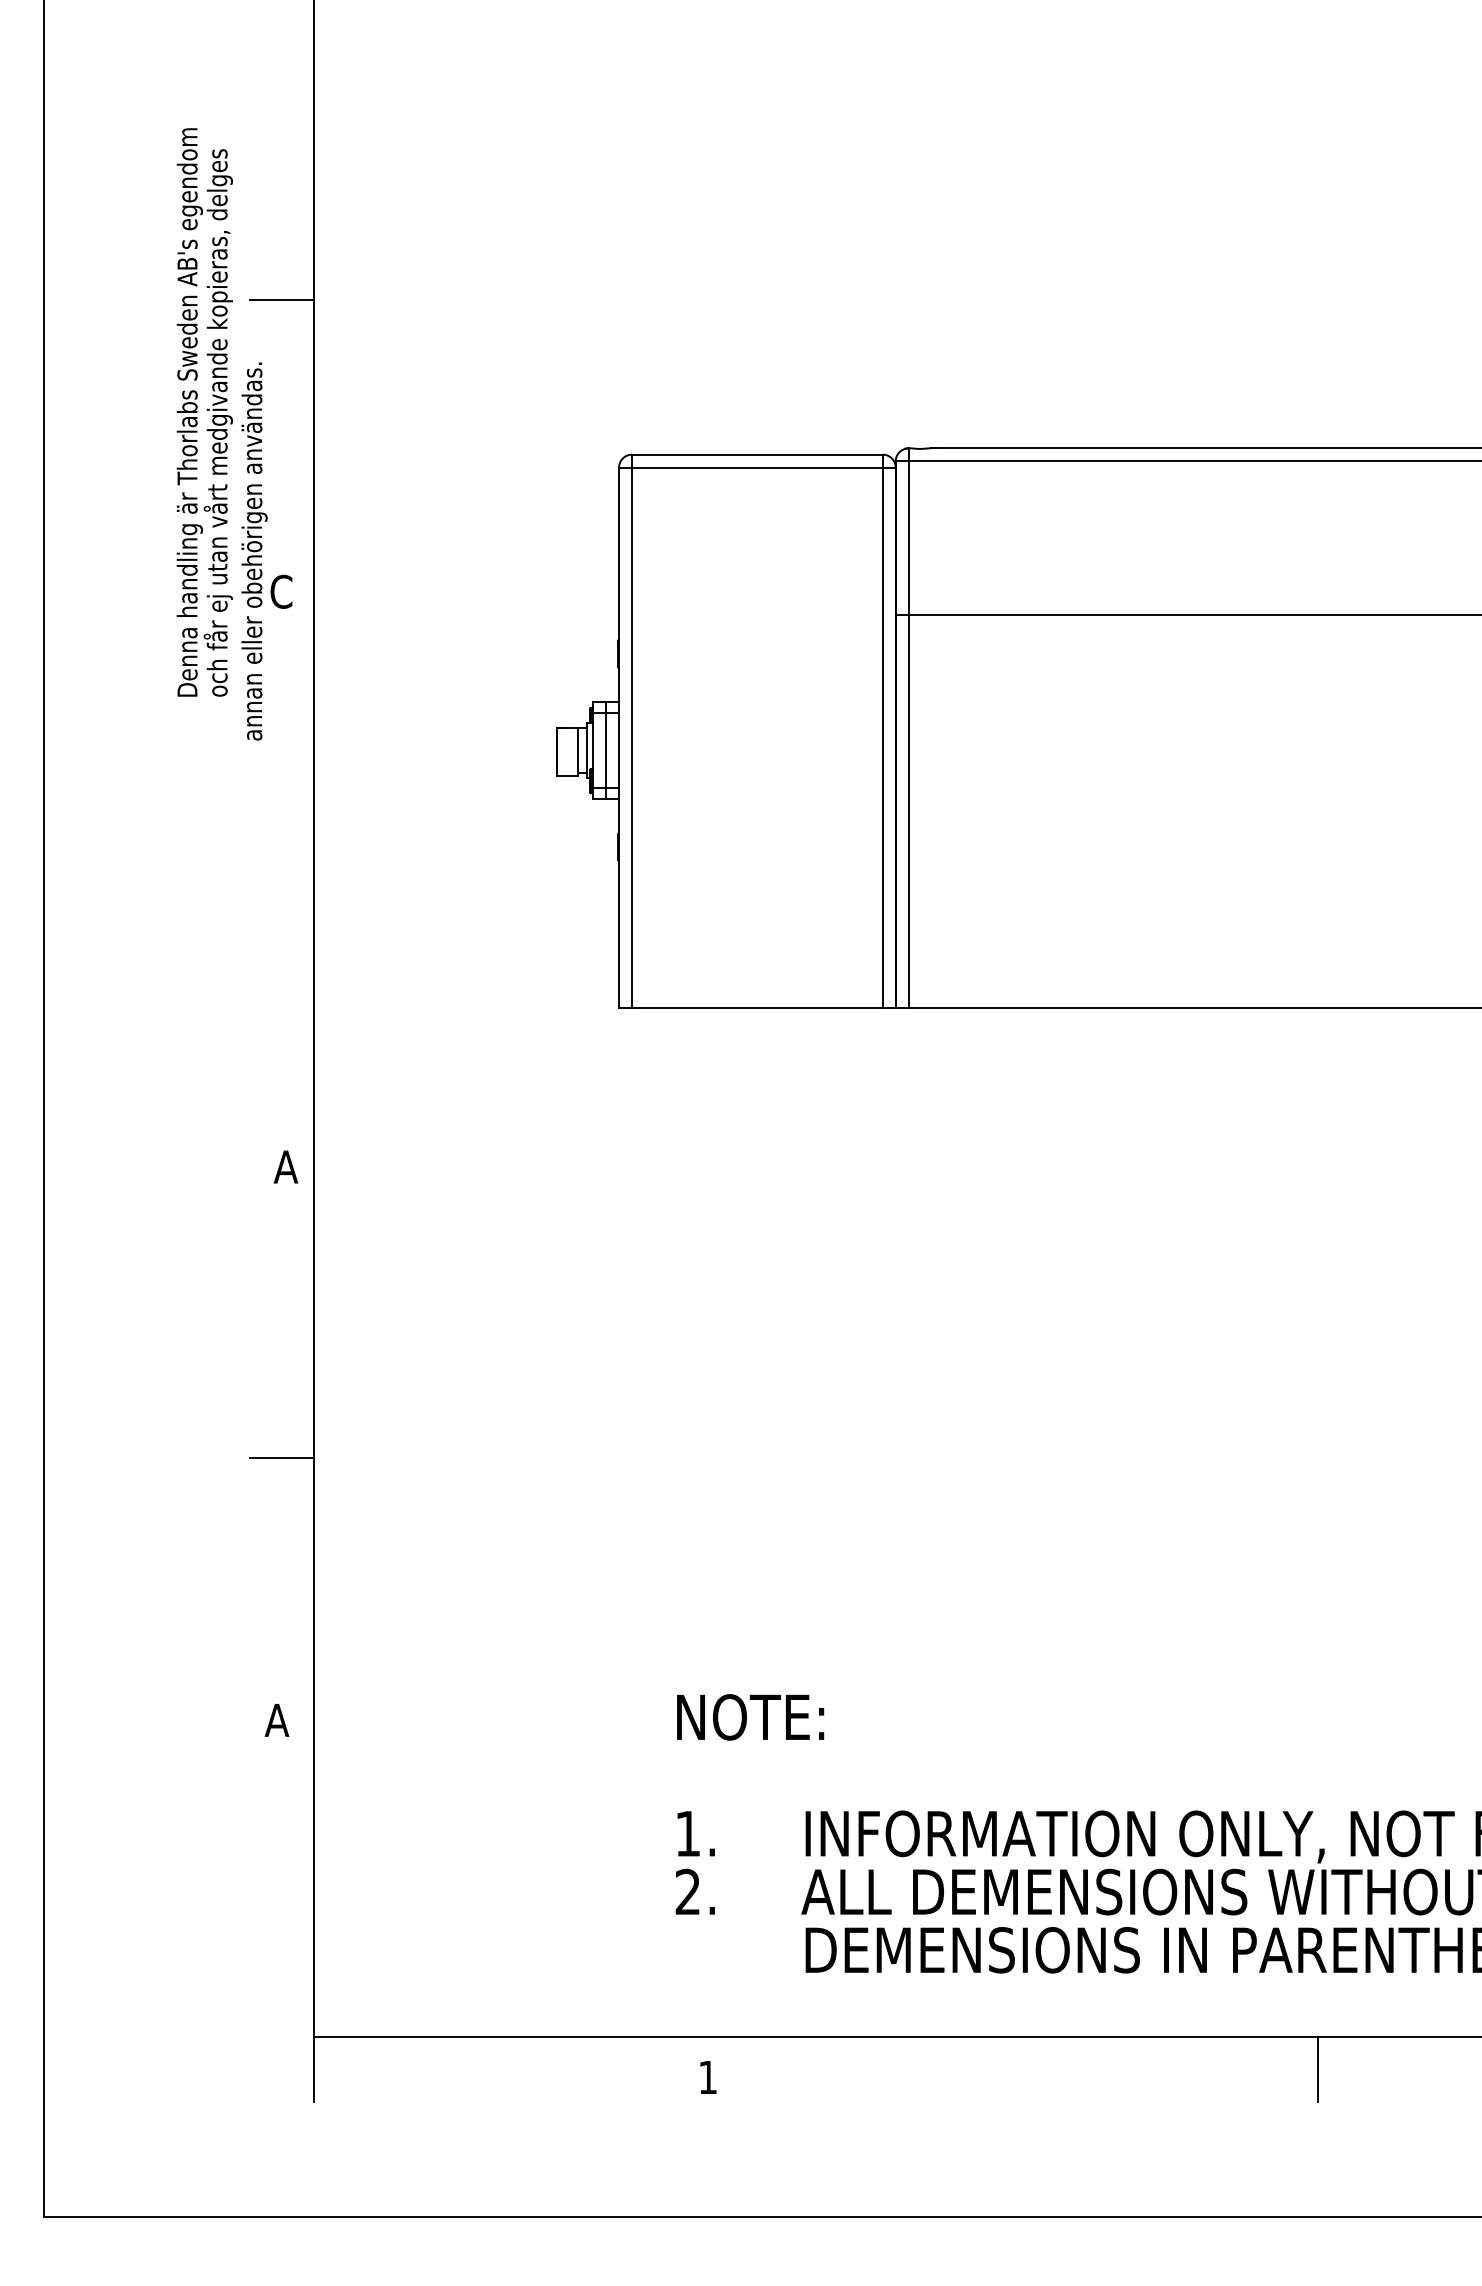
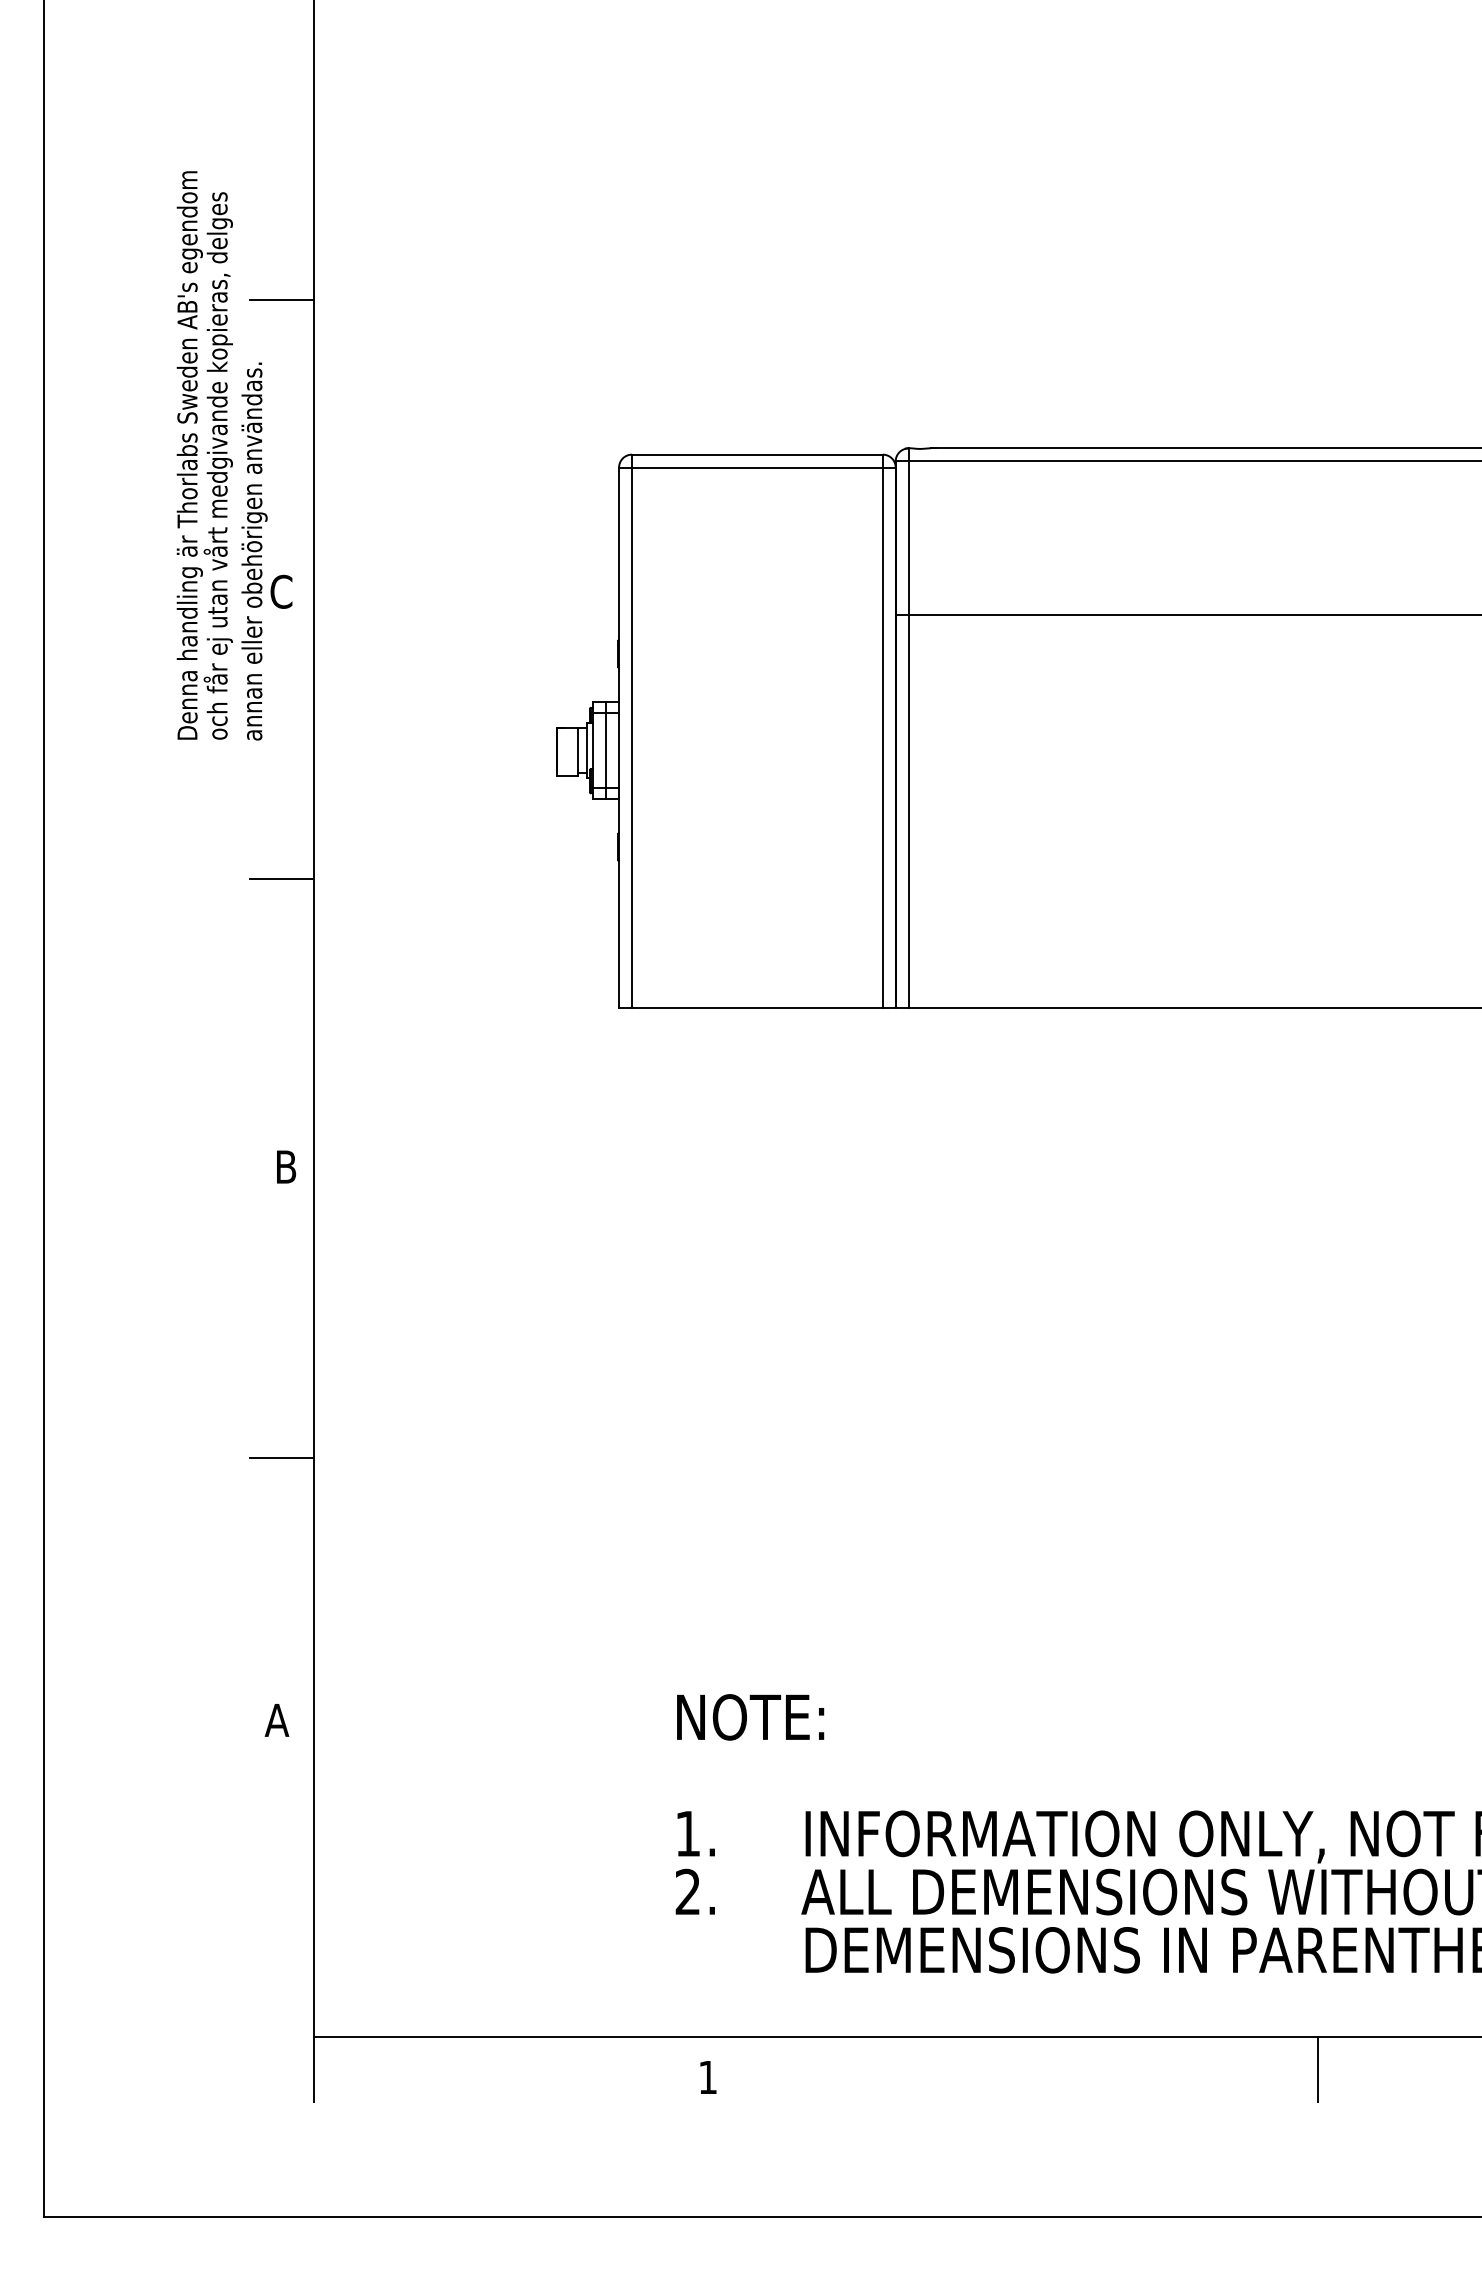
text position: (204, 412) -> (204, 455) (204, 455)
line: none -> present (282, 879)
text: A -> B (285, 1166)
